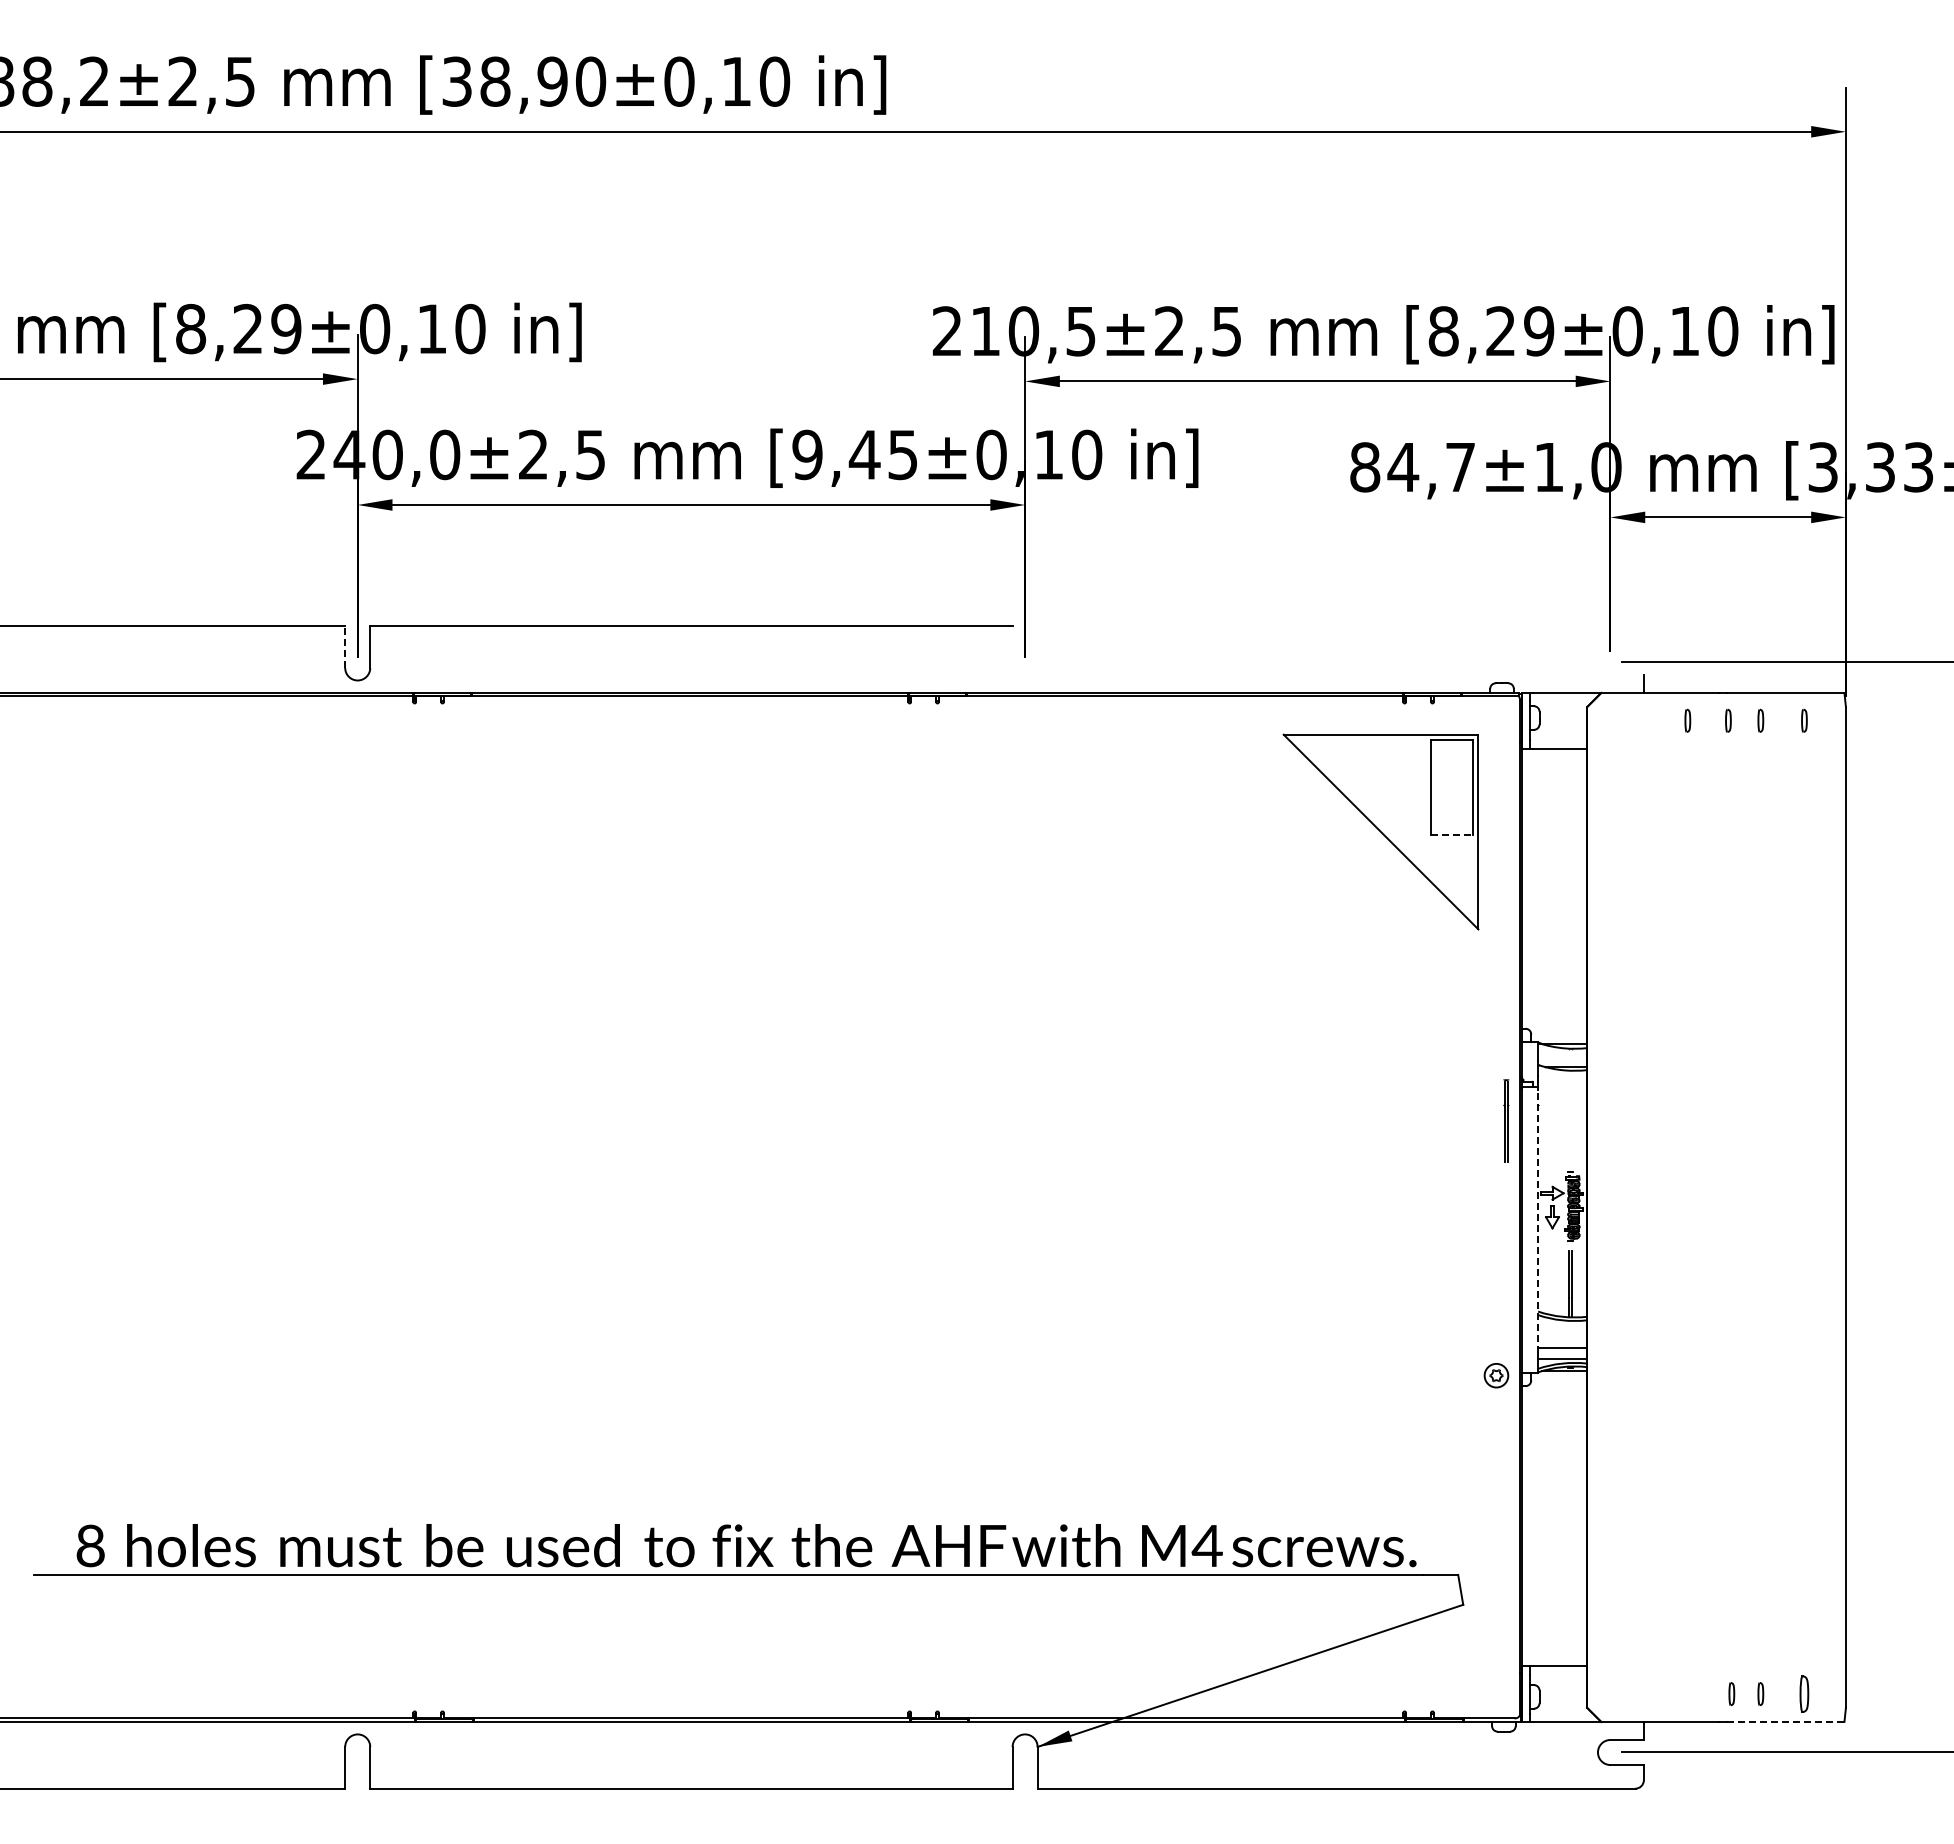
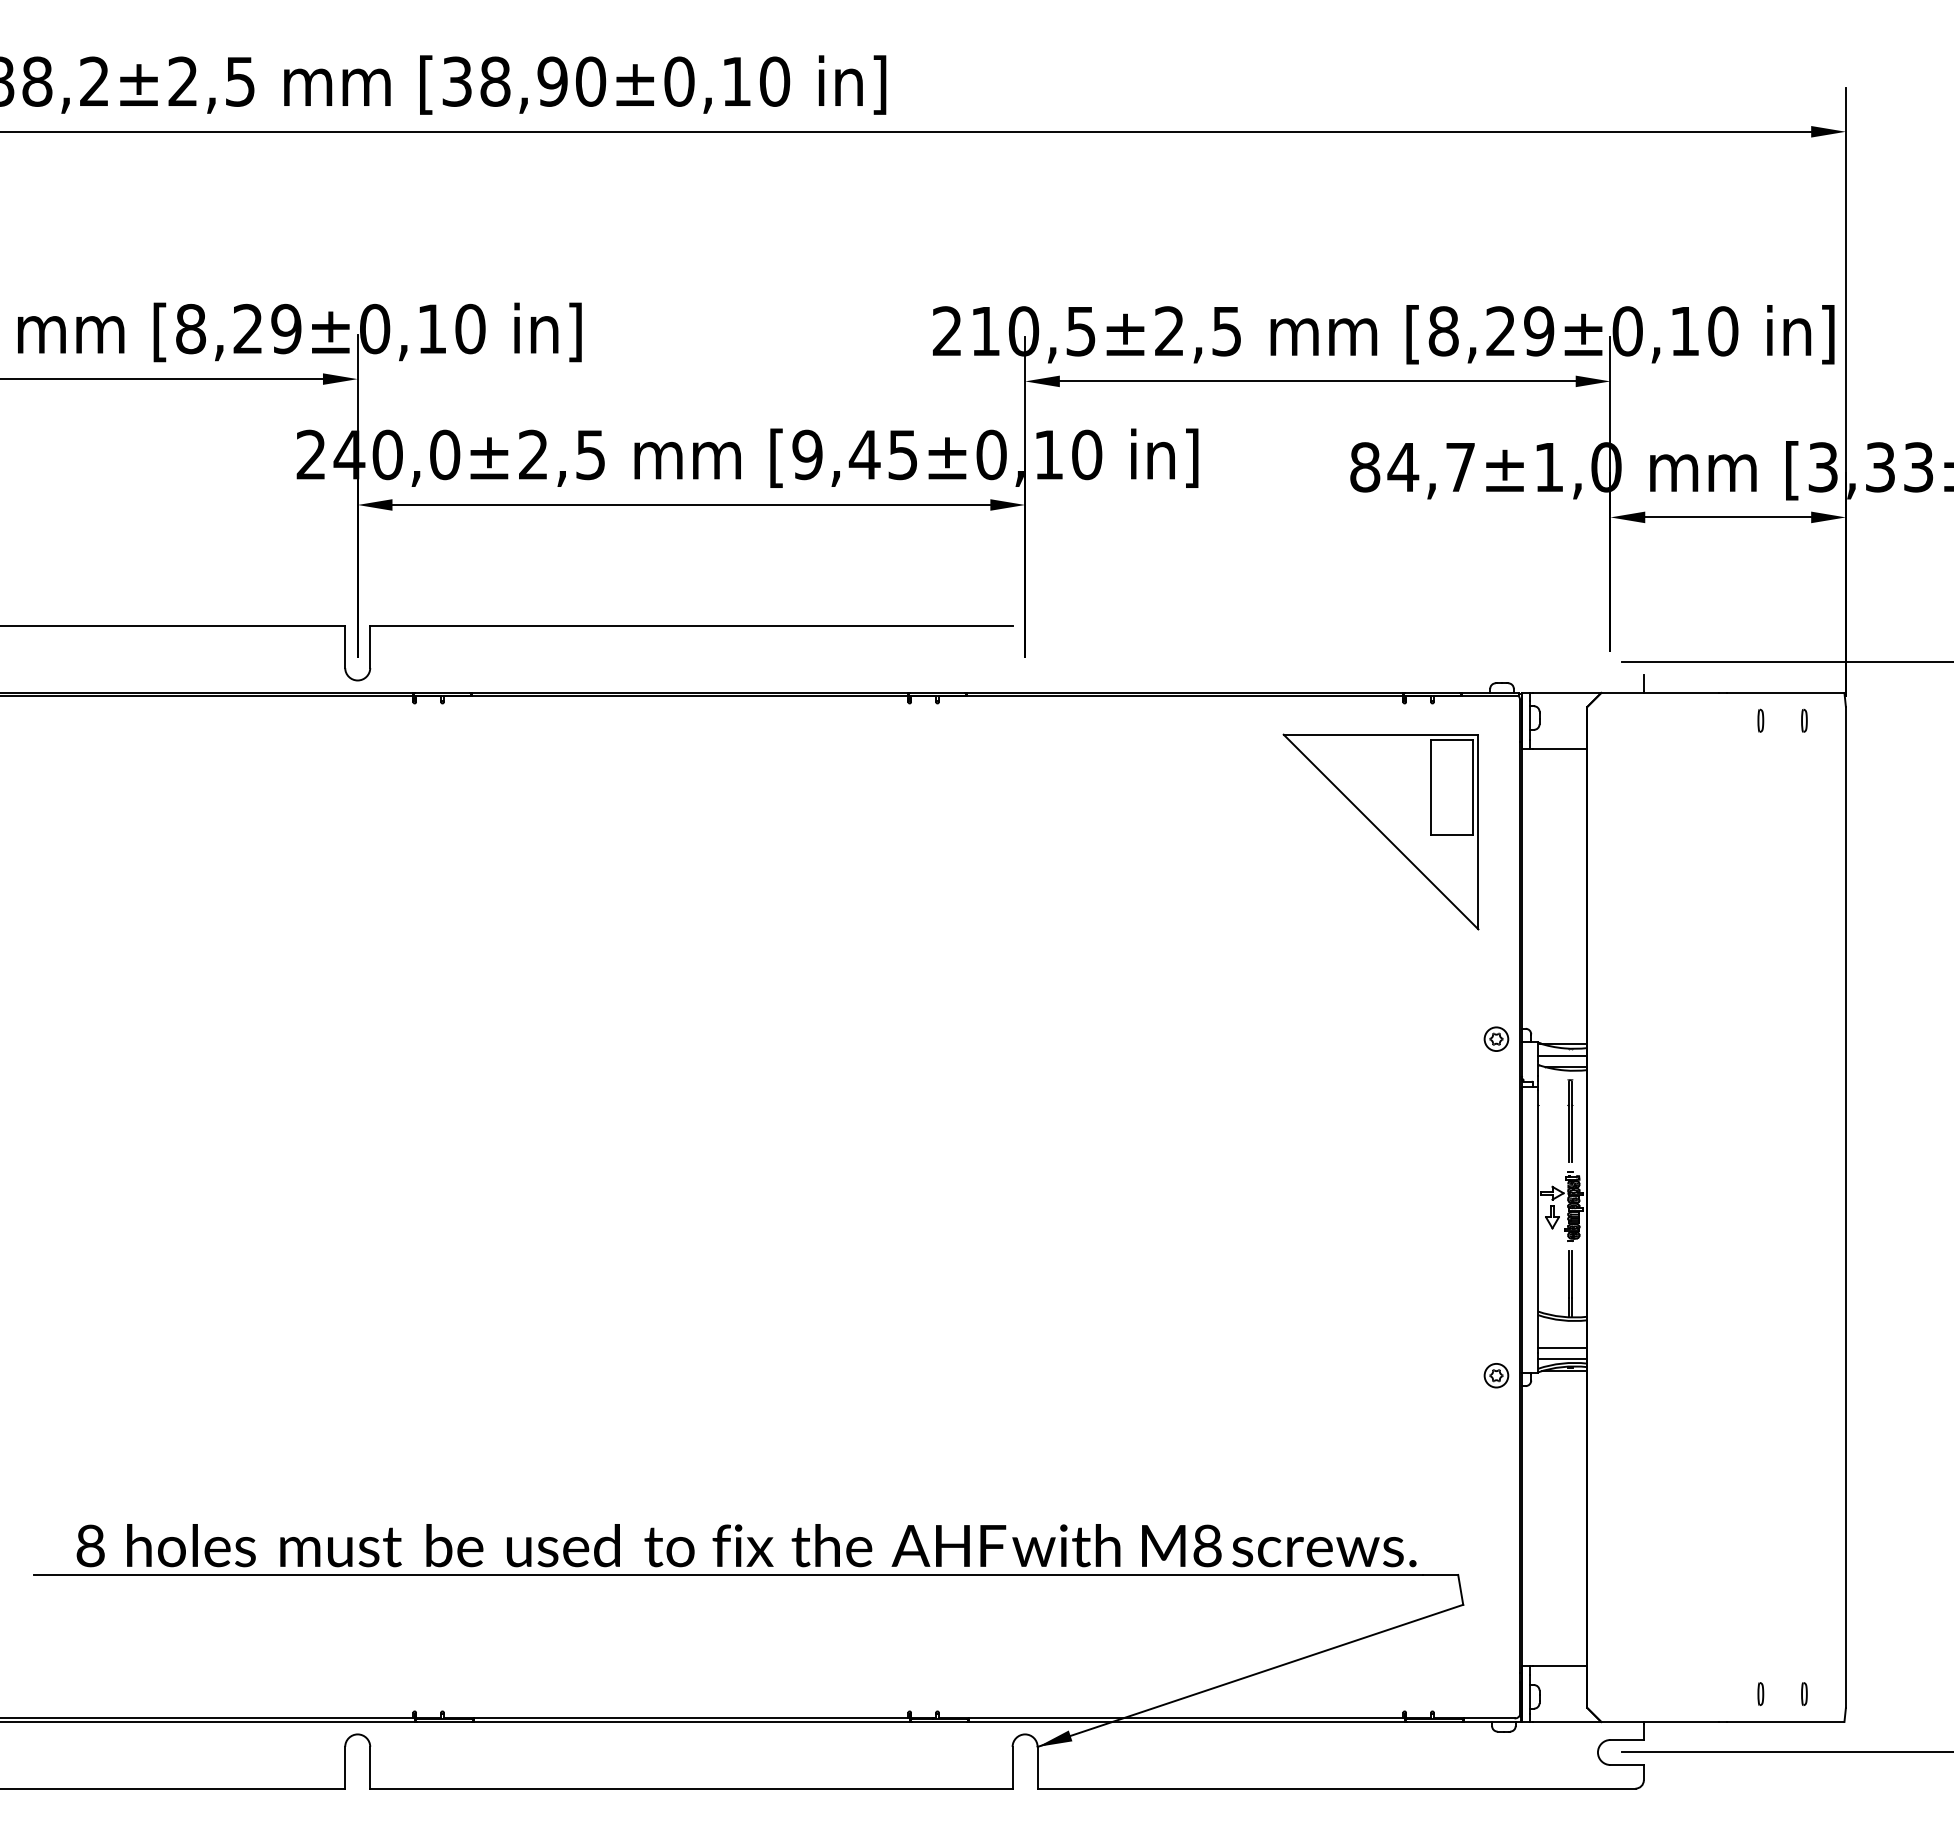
line: dashed -> solid (345, 647)
part: present -> none (1687, 720)
part: present -> none (1728, 720)
line: dashed -> solid (1451, 834)
part: none -> present (1496, 1038)
line: none -> present (1562, 1056)
part position: (1506, 1120) -> (1570, 1120) (1570, 1120)
line: dashed -> solid (1538, 1221)
text: M4 -> M8 (1206, 1545)
part size: 11x38 px -> 7x24 px (1804, 1693)
part: present -> none (1731, 1694)
line: dashed -> solid (1785, 1721)
